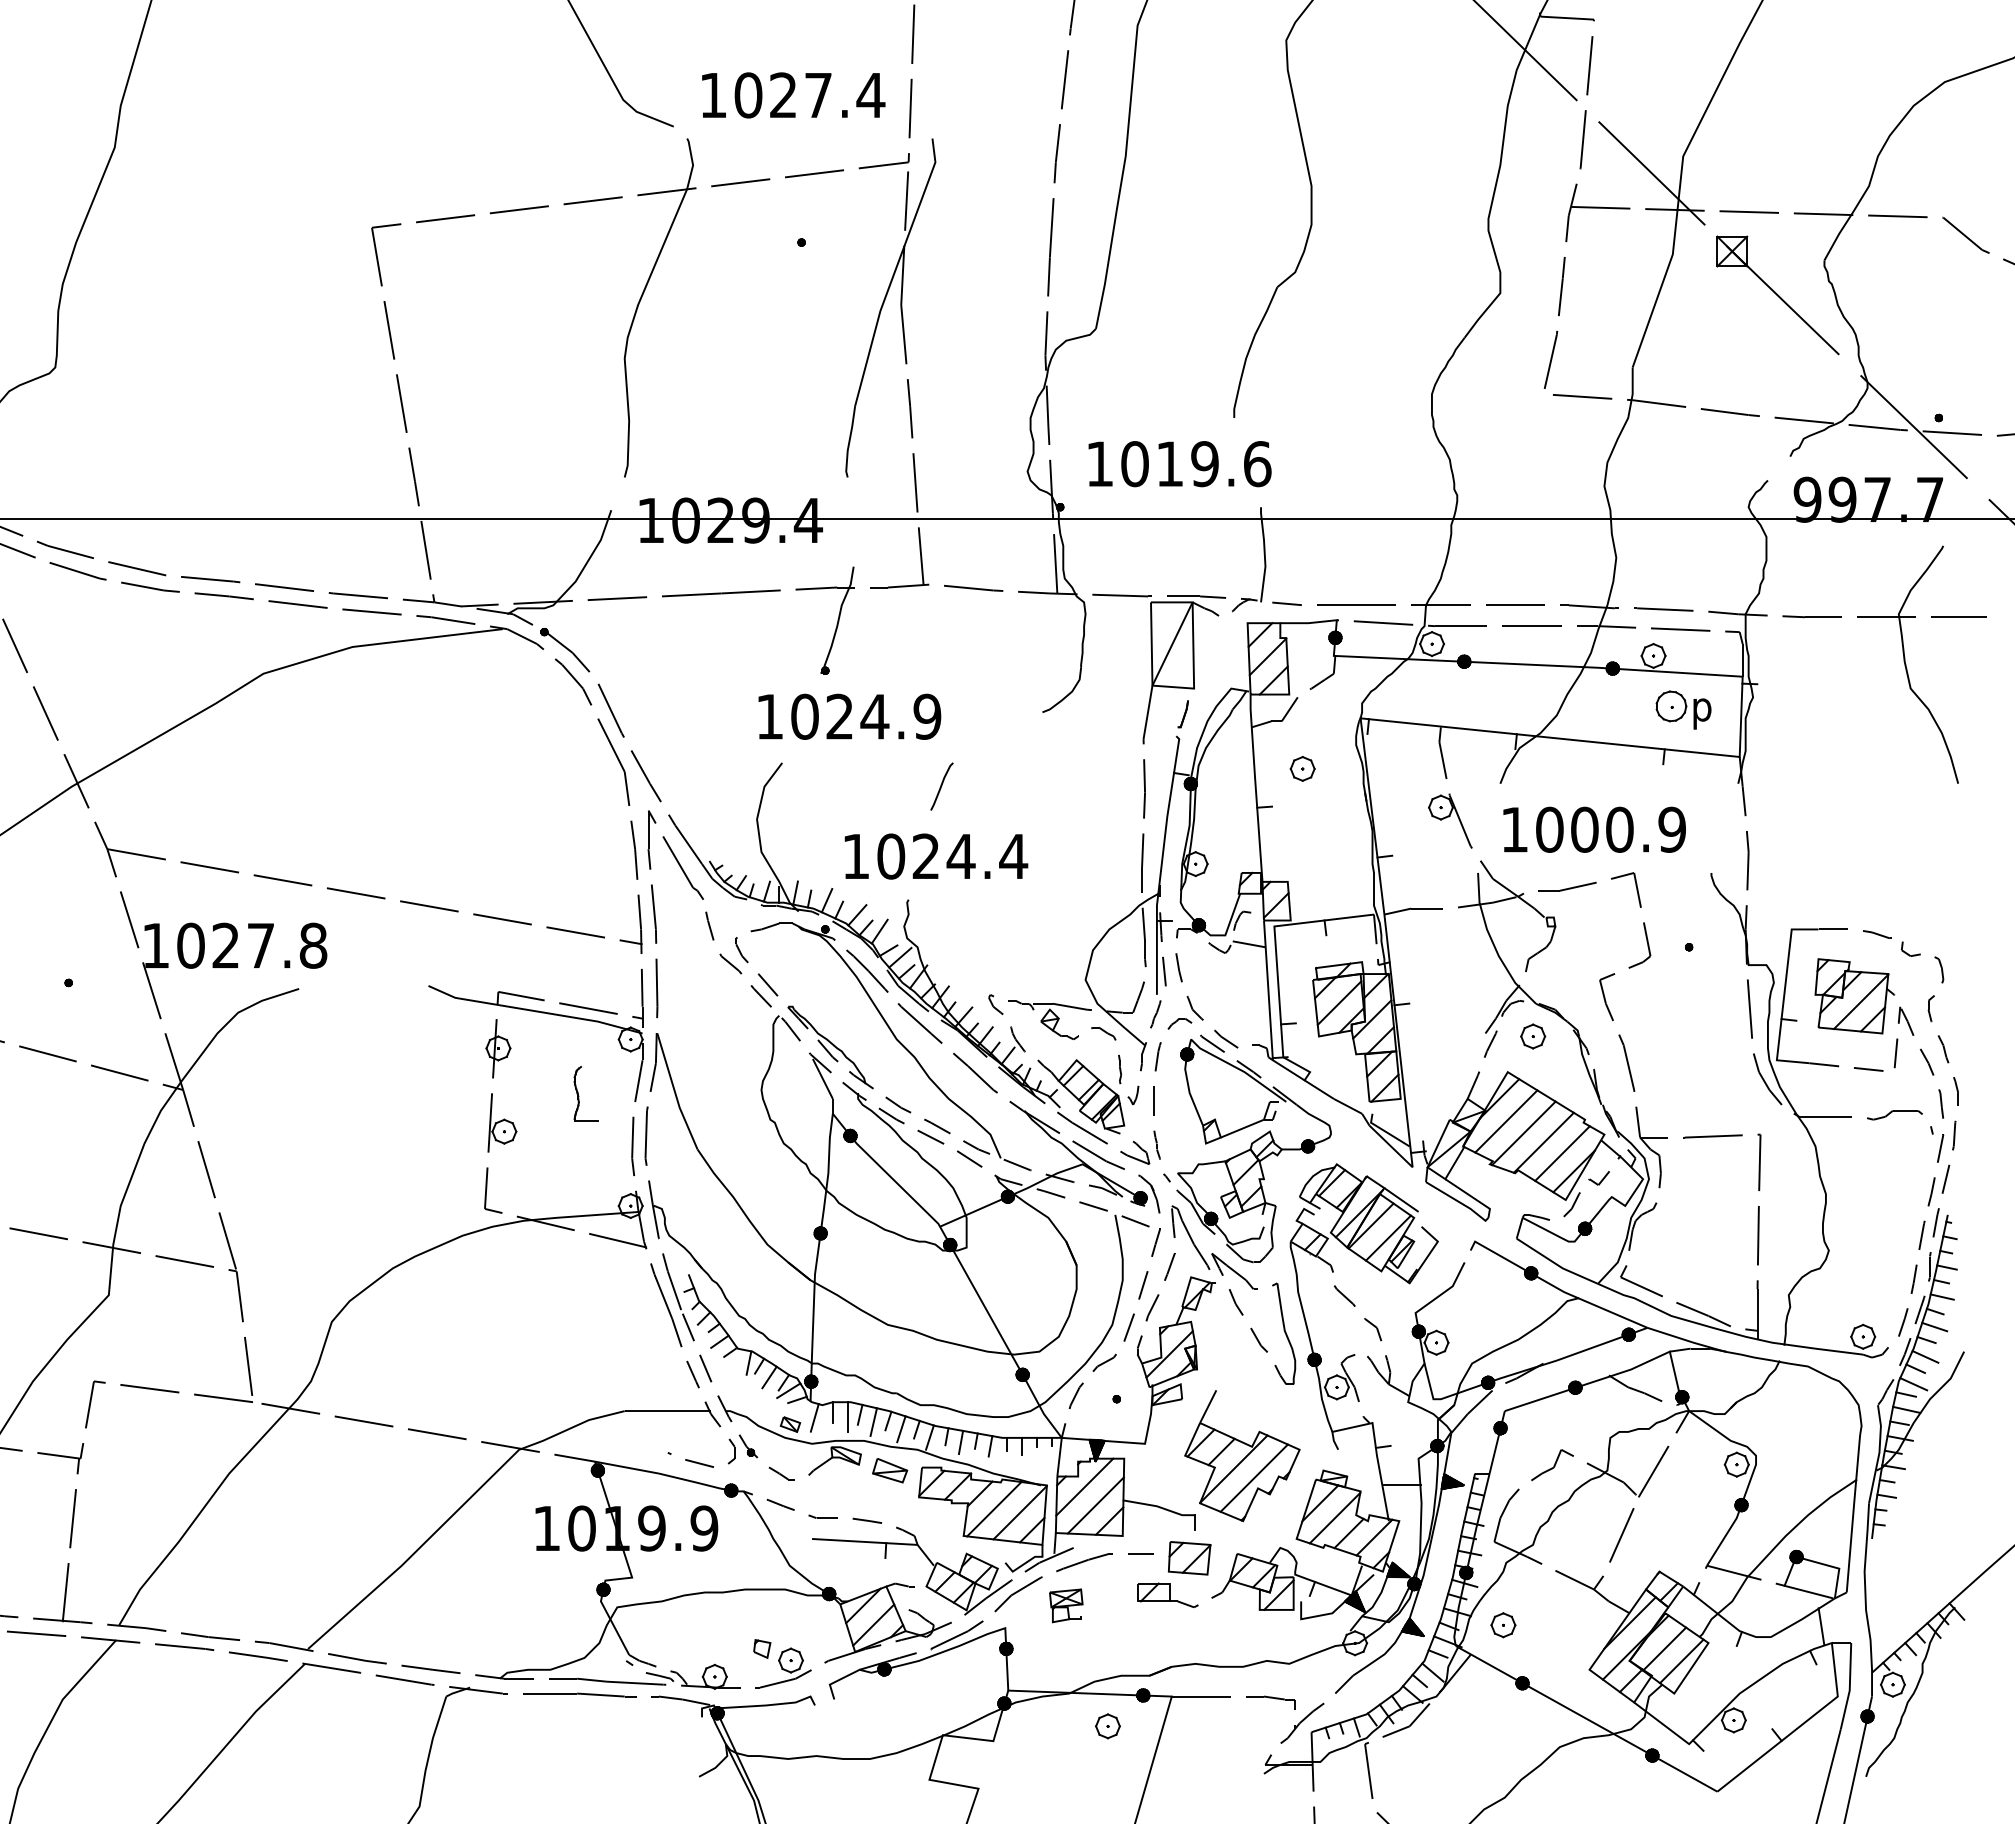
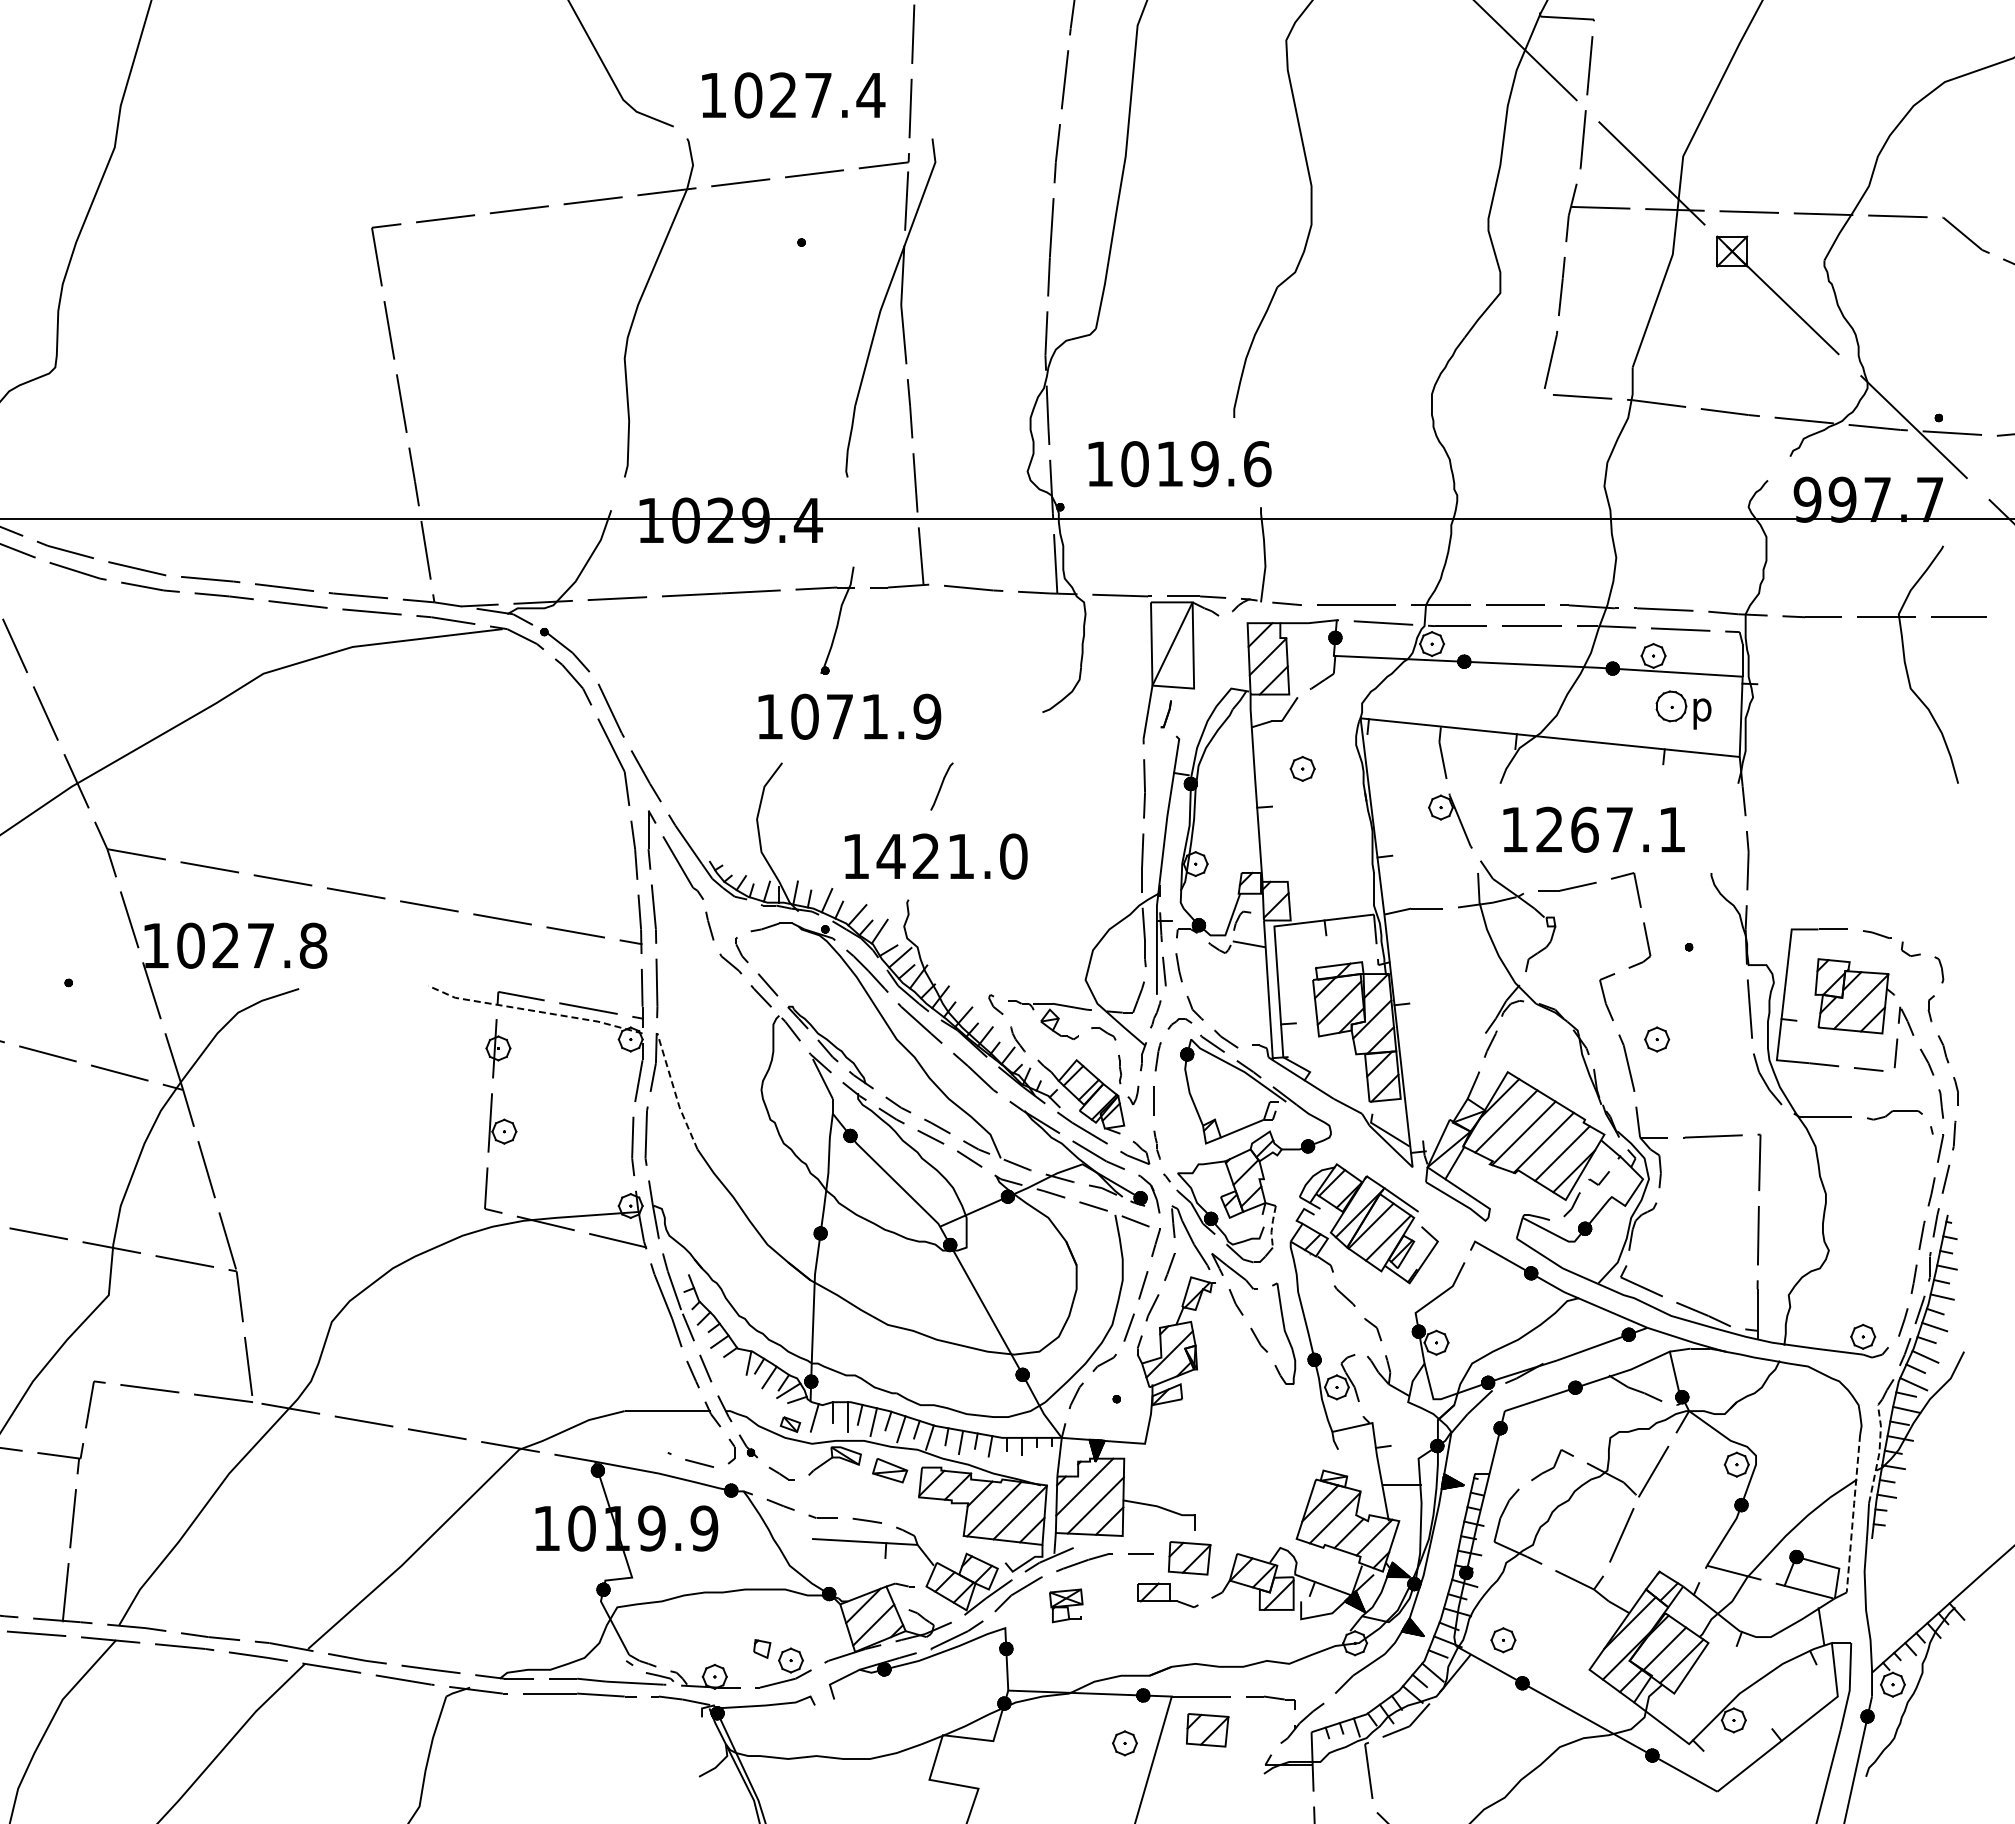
part position: (1182, 714) -> (1165, 714) (1165, 714)
text: 1024.9 -> 1071.9 (857, 716)
text: 1000.9 -> 1267.1 (1610, 829)
text: 1024.4 -> 1421.0 (952, 856)
line: solid -> dashed (534, 1011)
part position: (1533, 1036) -> (1657, 1039) (1657, 1039)
line: solid -> dashed (675, 1092)
part: present -> none (579, 1095)
line: solid -> dashed (1272, 1226)
line: solid -> dashed (1879, 1452)
part: present -> none (1242, 1456)
line: solid -> dashed (1853, 1513)
part position: (1503, 1625) -> (1503, 1640) (1503, 1640)
part position: (1107, 1726) -> (1124, 1743) (1124, 1743)
part: none -> present (1207, 1730)
